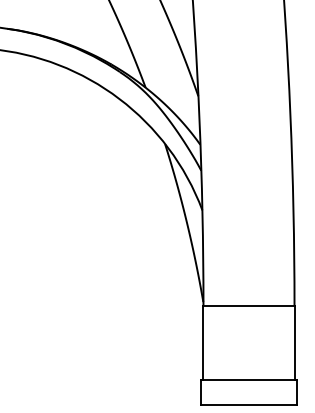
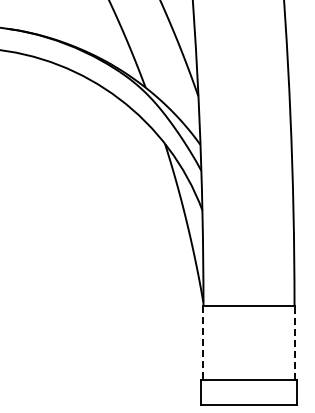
line: solid -> dashed (294, 342)
line: solid -> dashed (203, 343)
